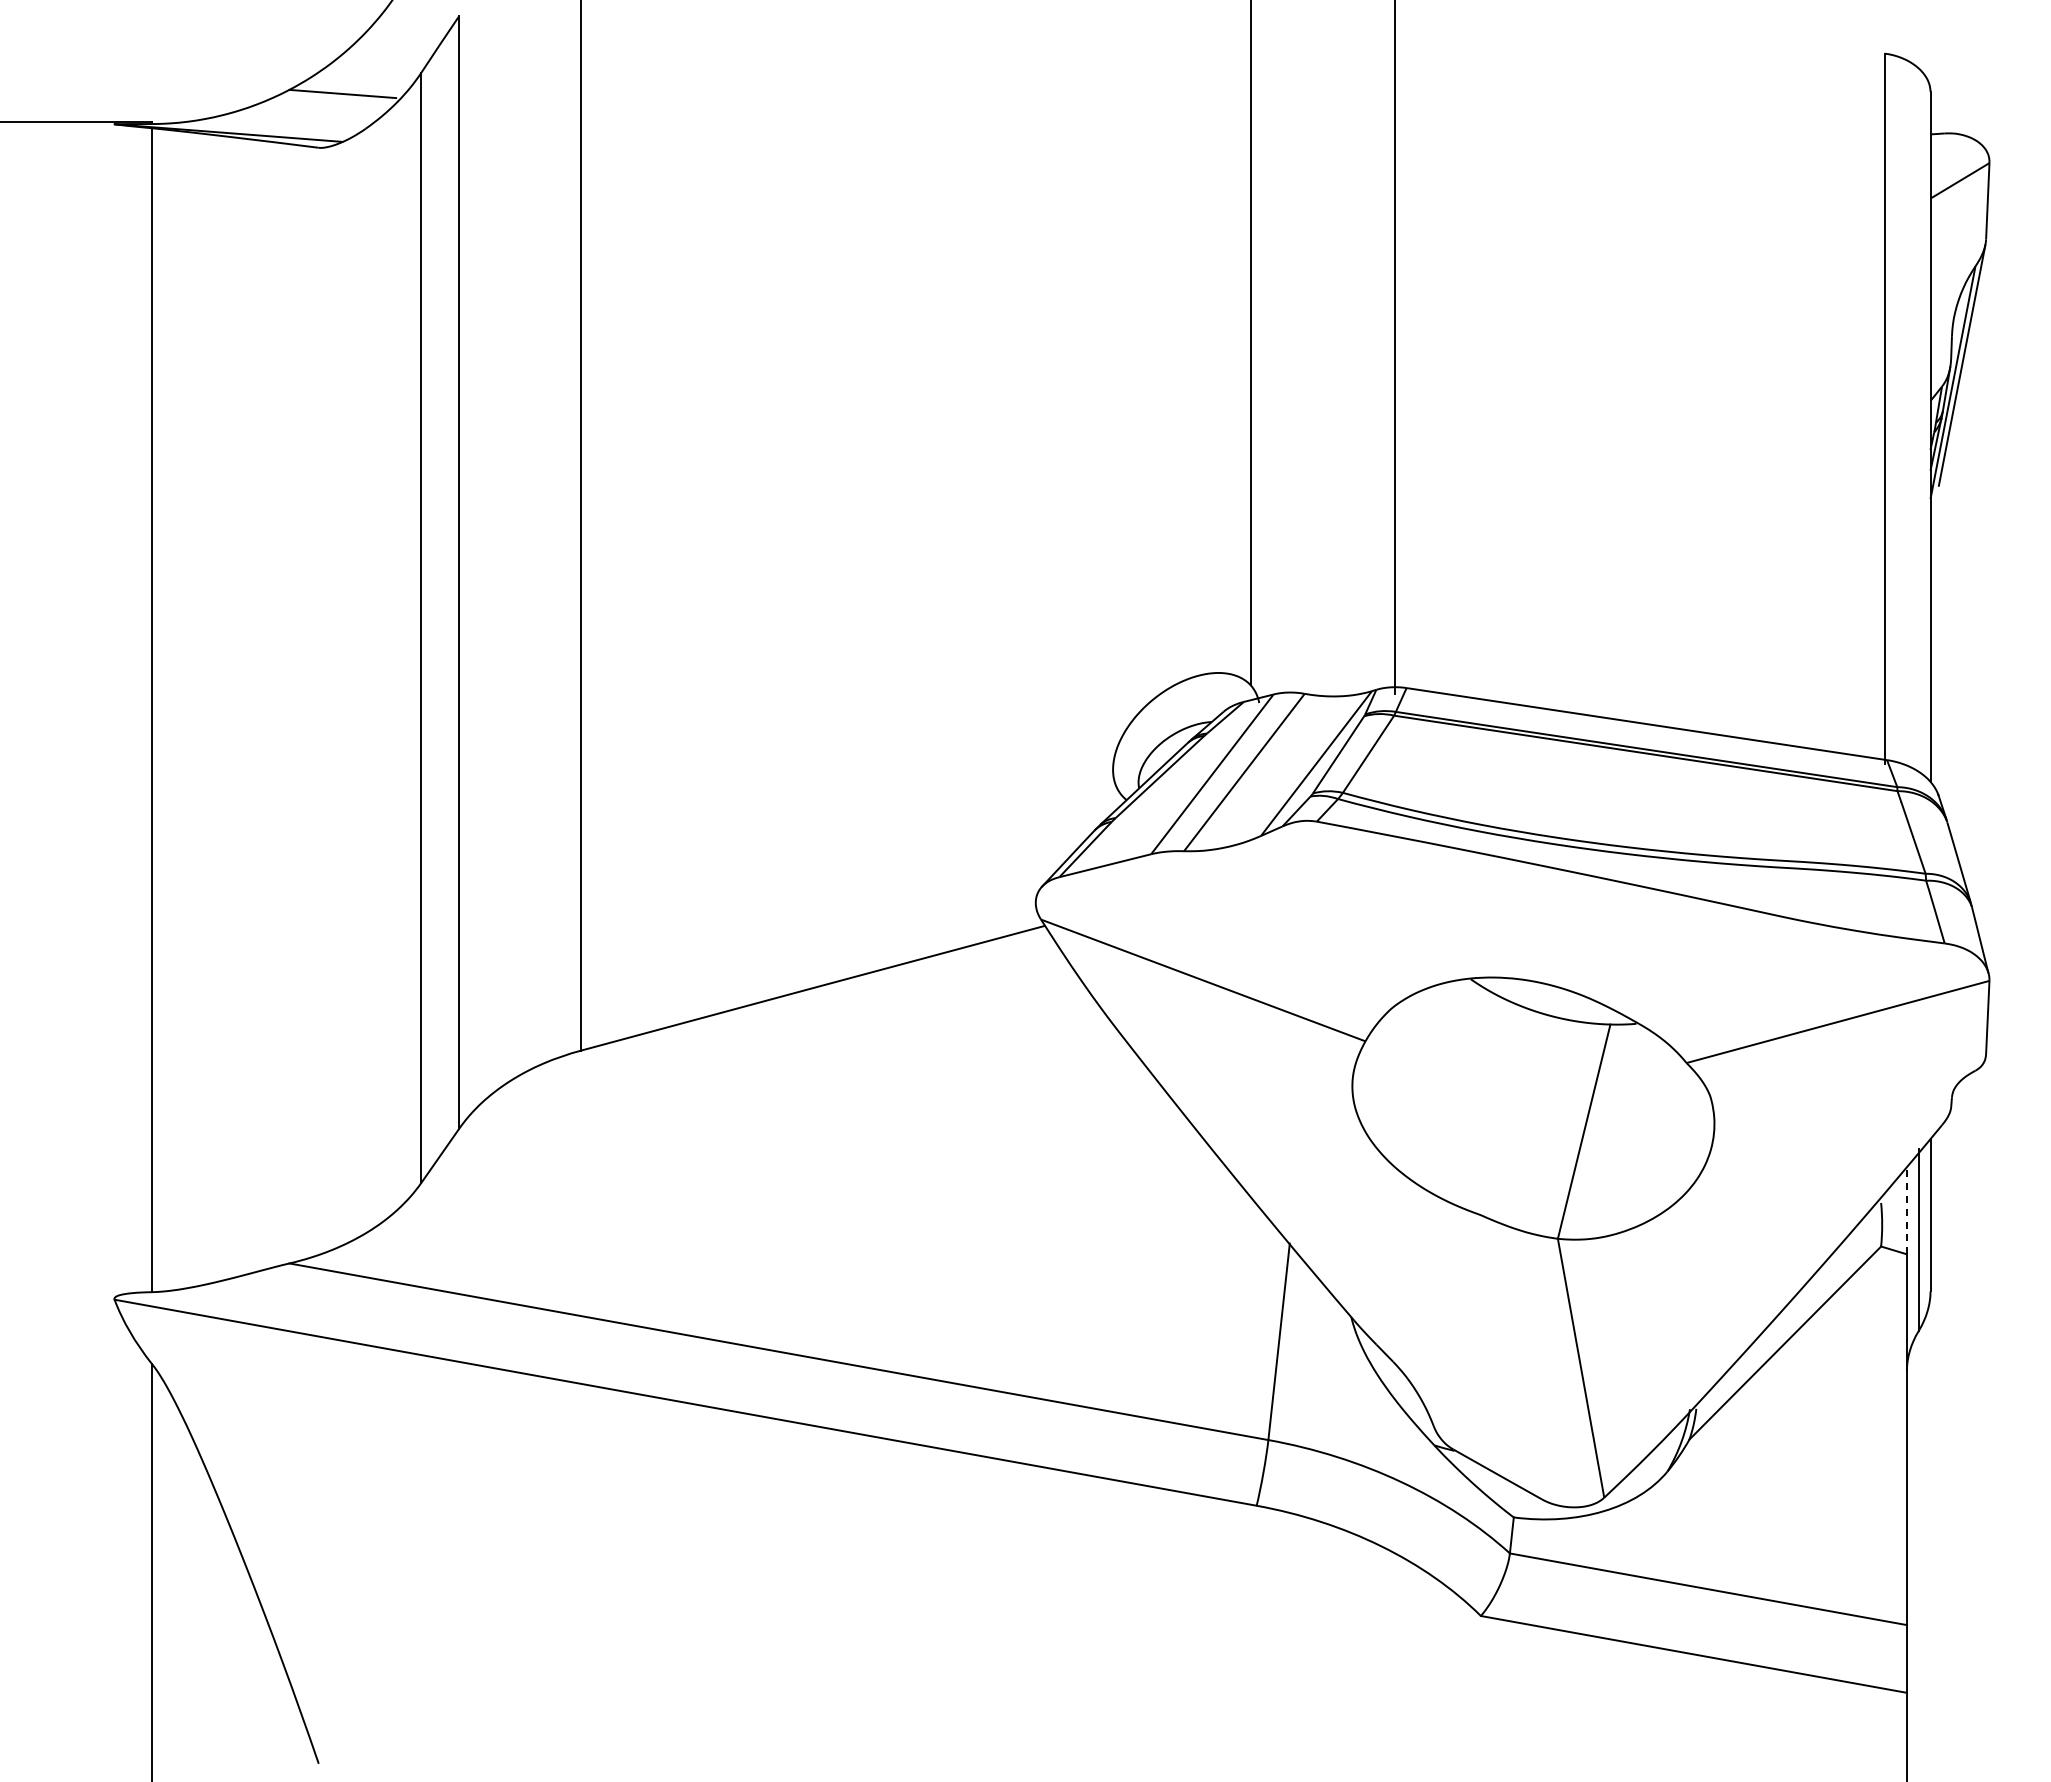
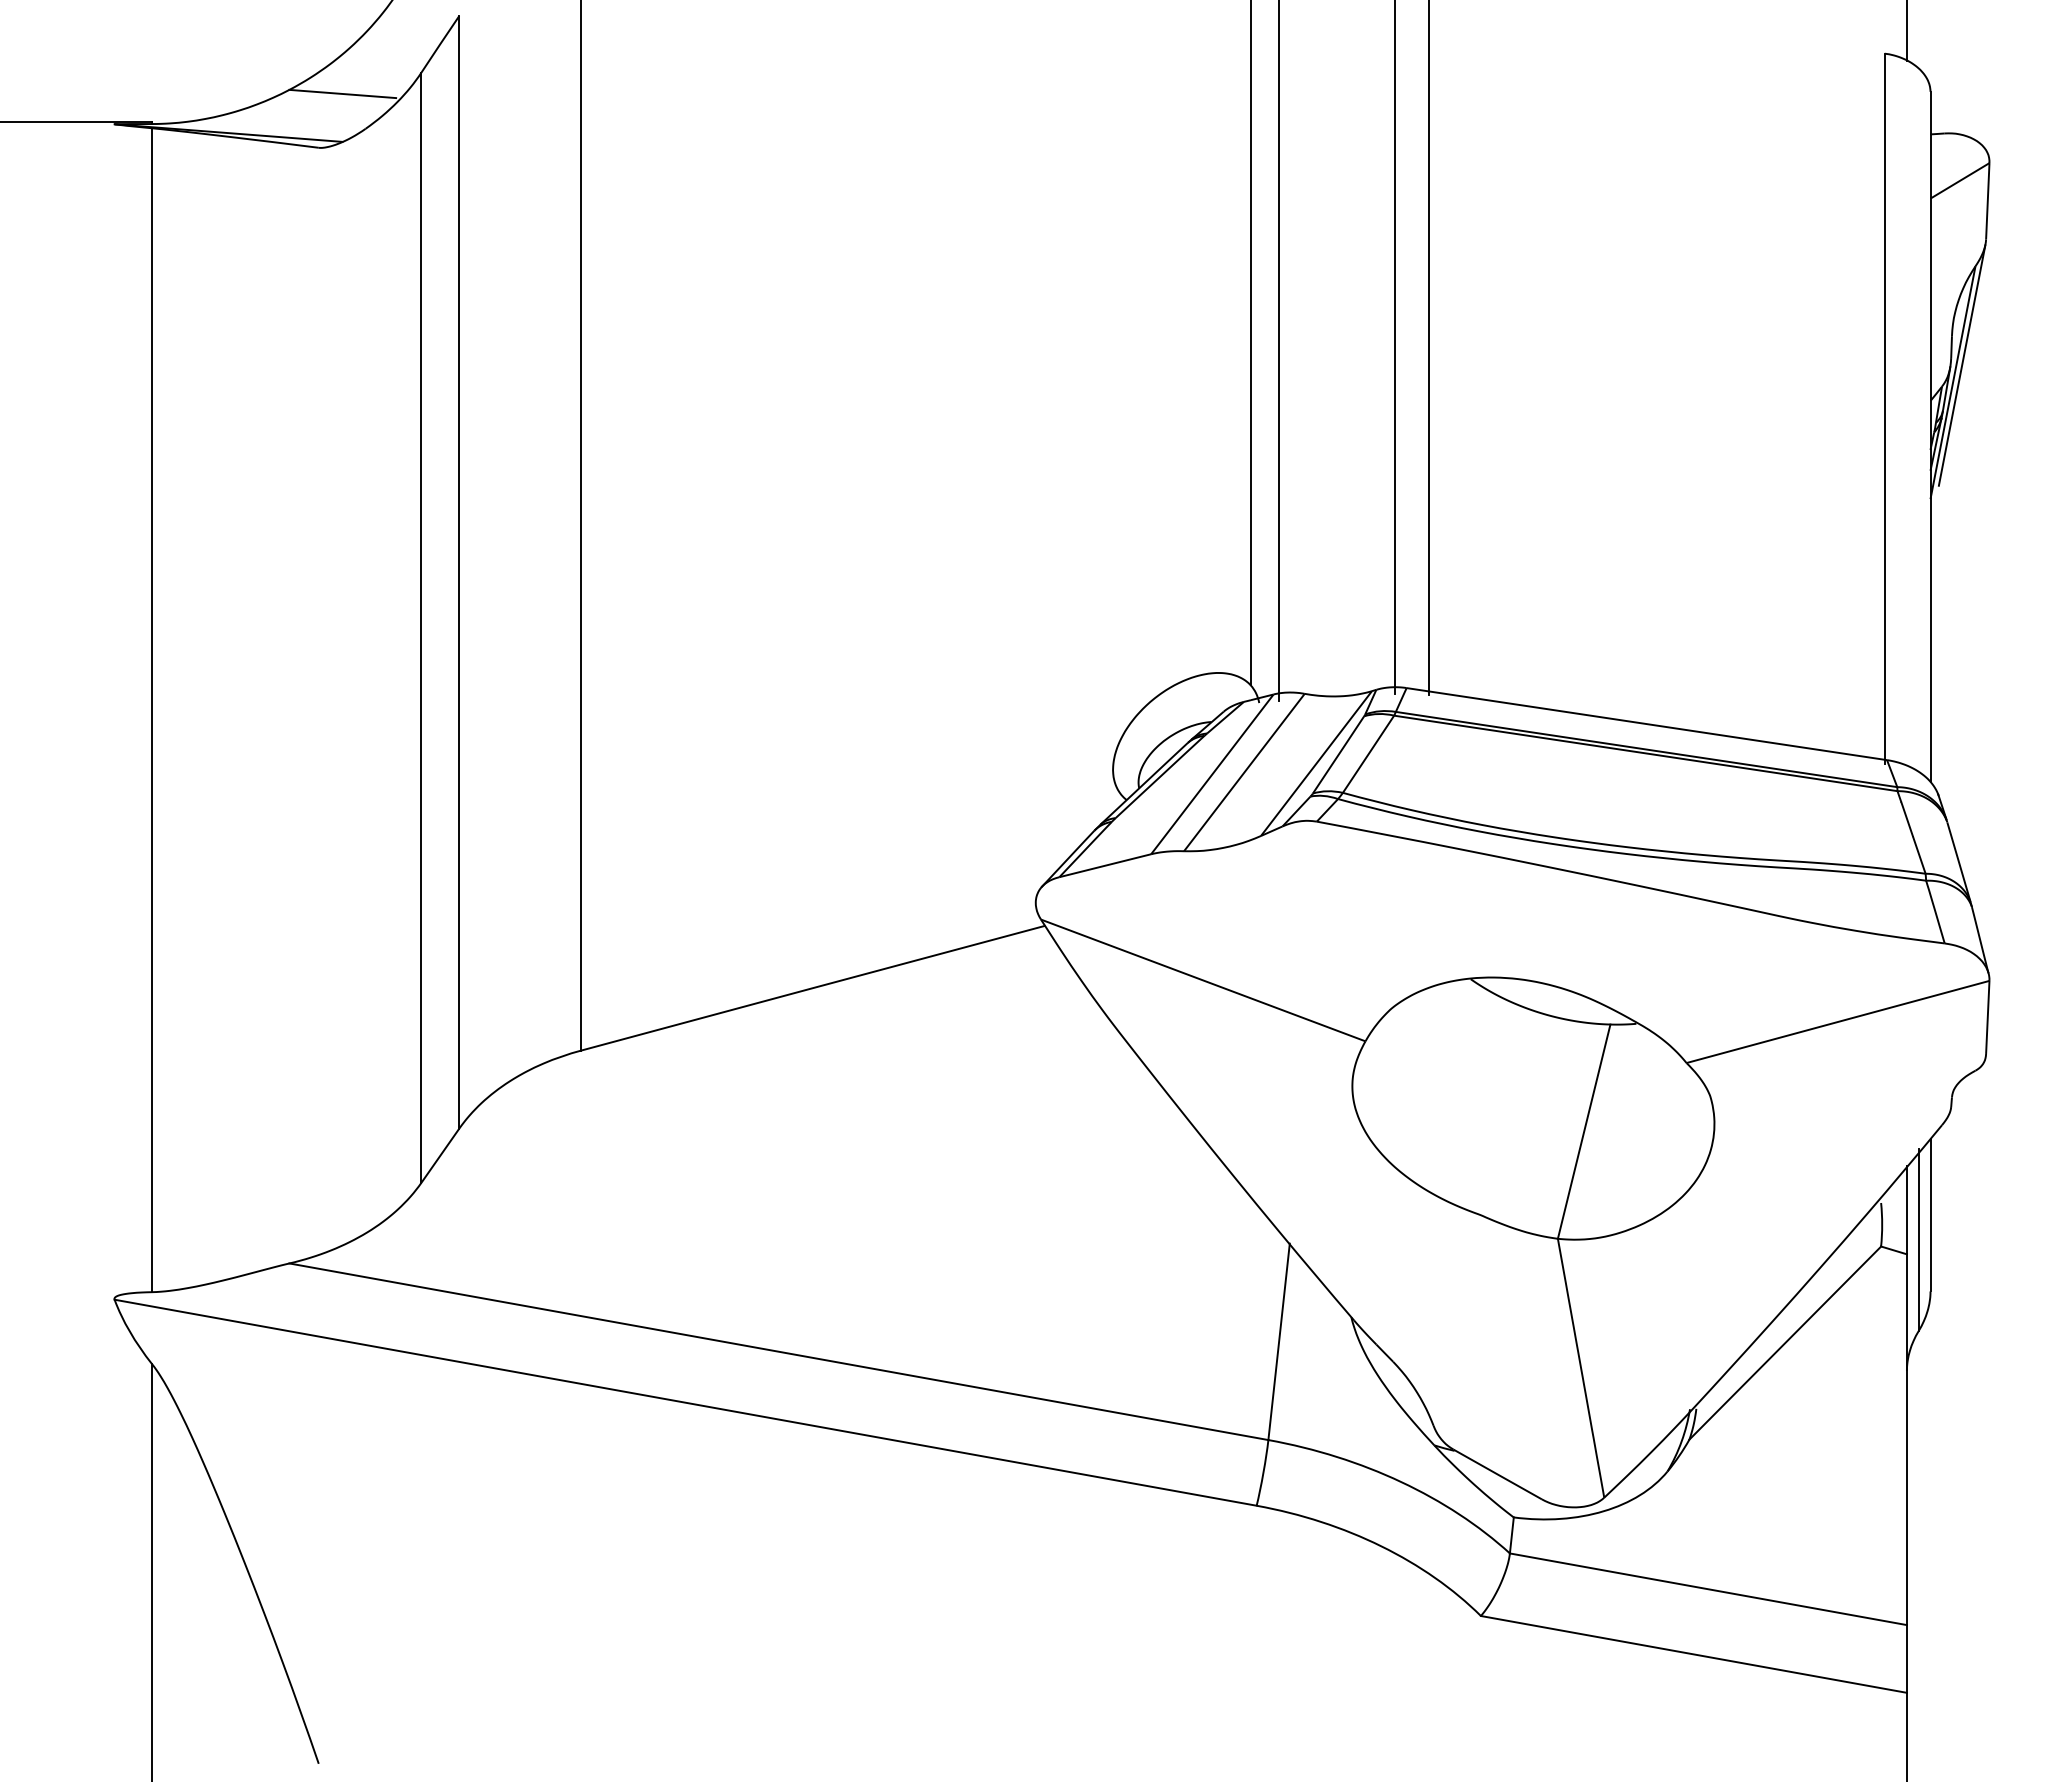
line: none -> present (1906, 31)
line: none -> present (1428, 348)
line: none -> present (1279, 351)
line: dashed -> solid (1906, 1210)
